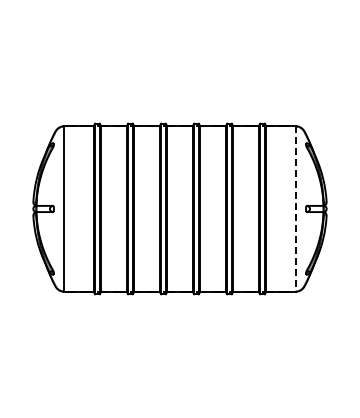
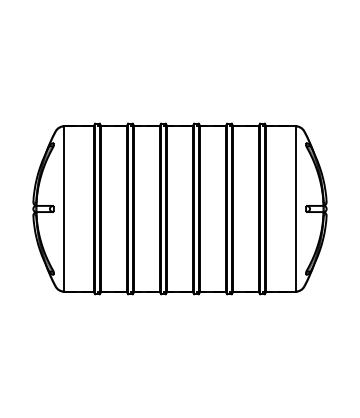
line: dashed -> solid (295, 209)
